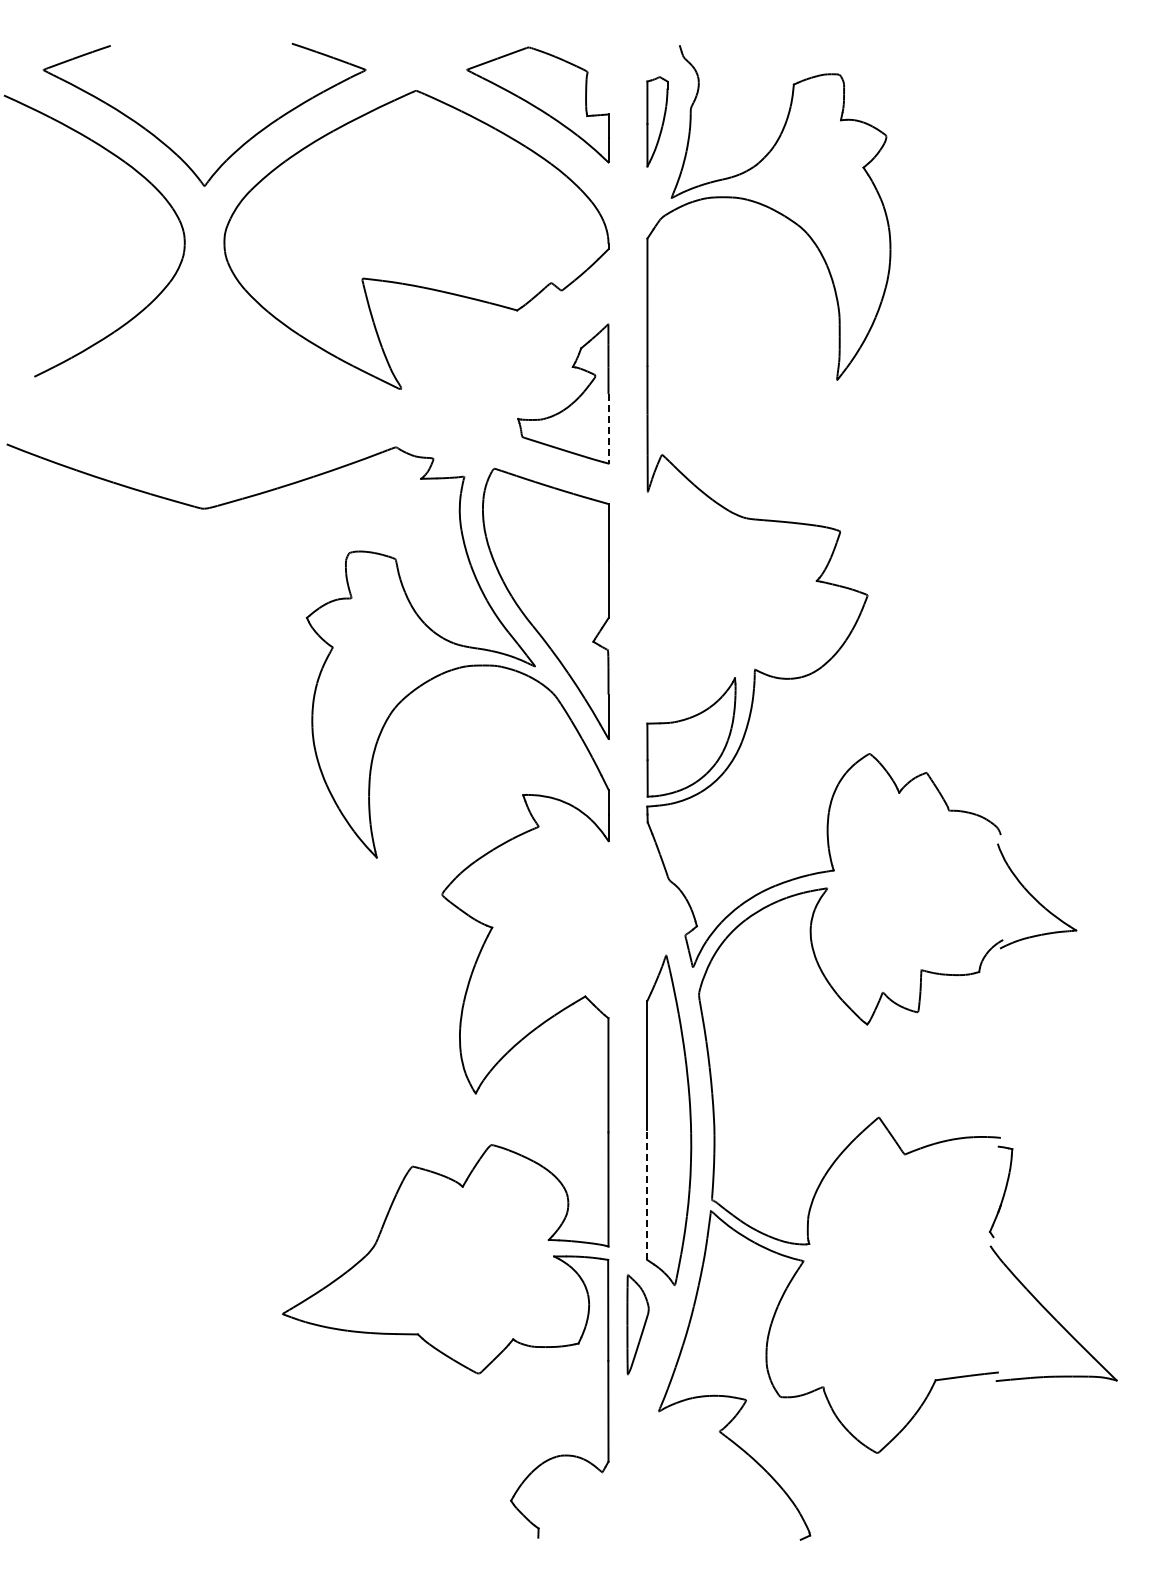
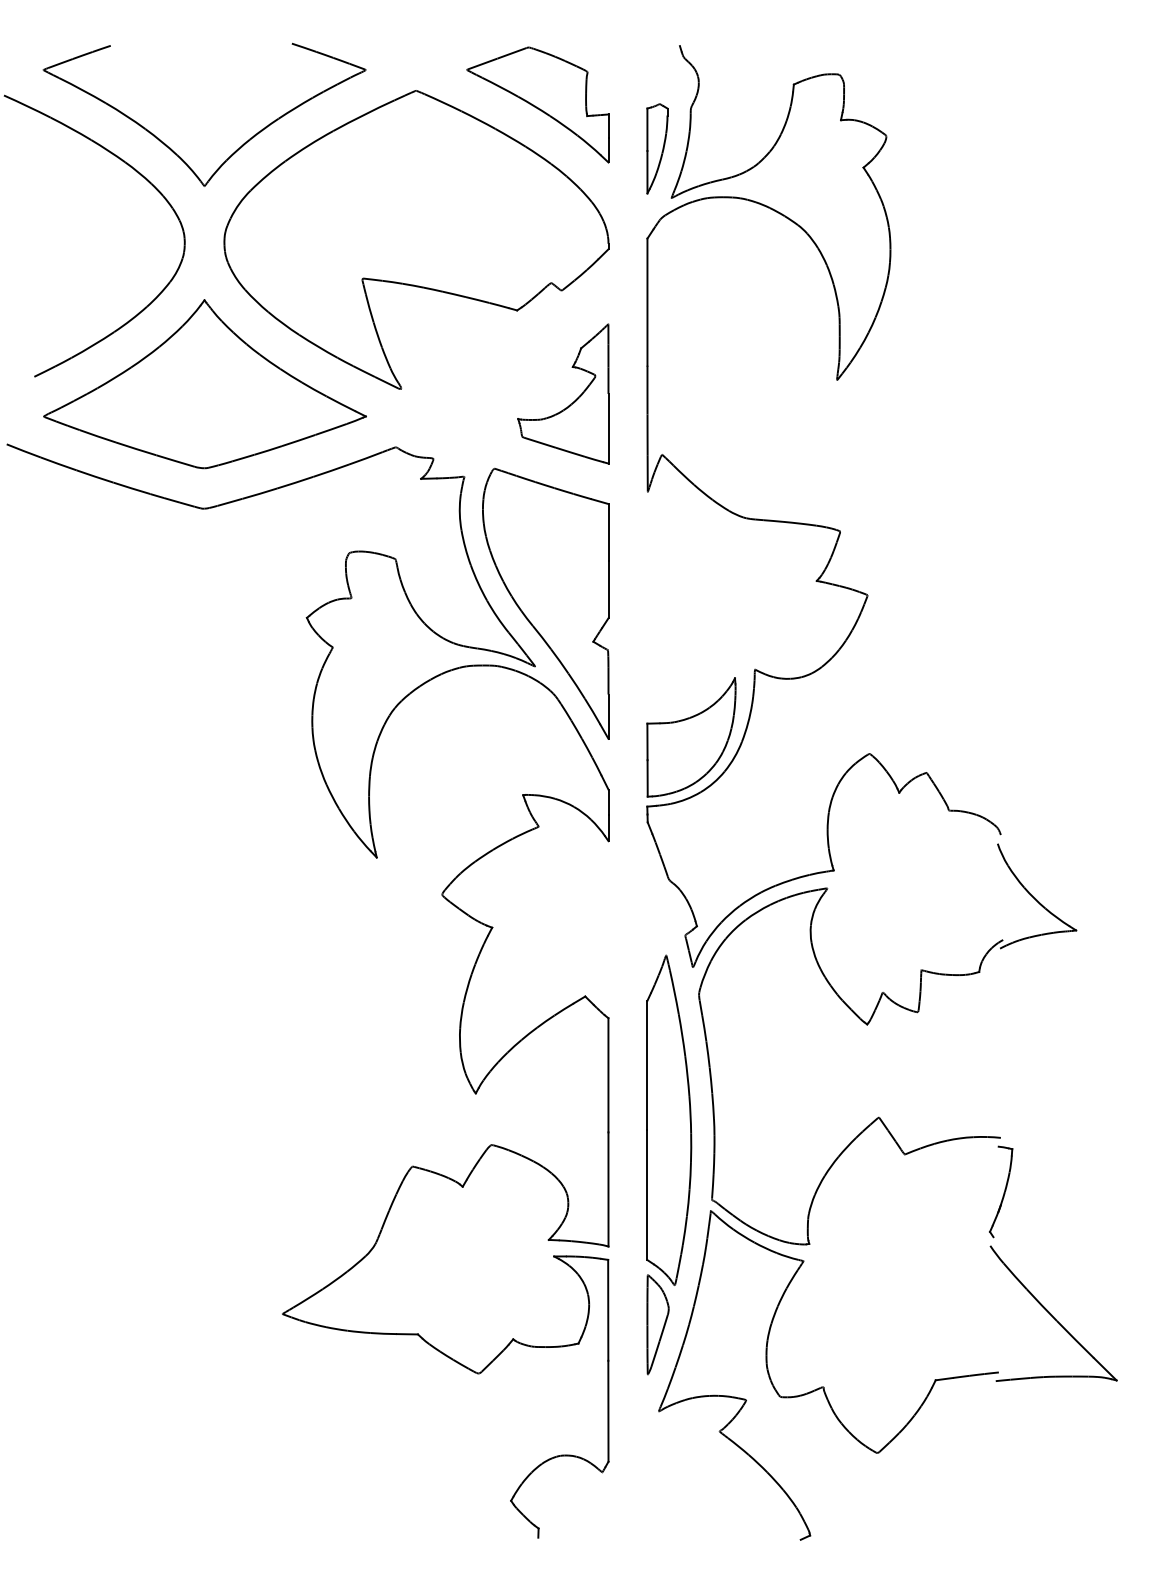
part position: (657, 121) -> (657, 148) (657, 148)
part: none -> present (204, 384)
line: dashed -> solid (608, 428)
line: dashed -> solid (647, 1195)
part position: (637, 1324) -> (657, 1324) (657, 1324)
